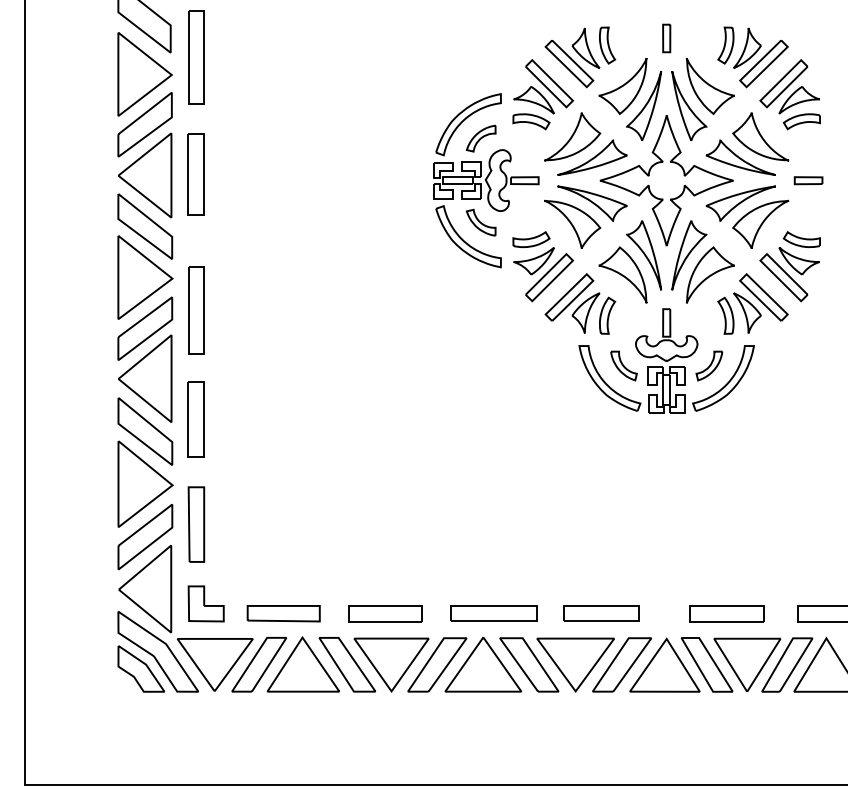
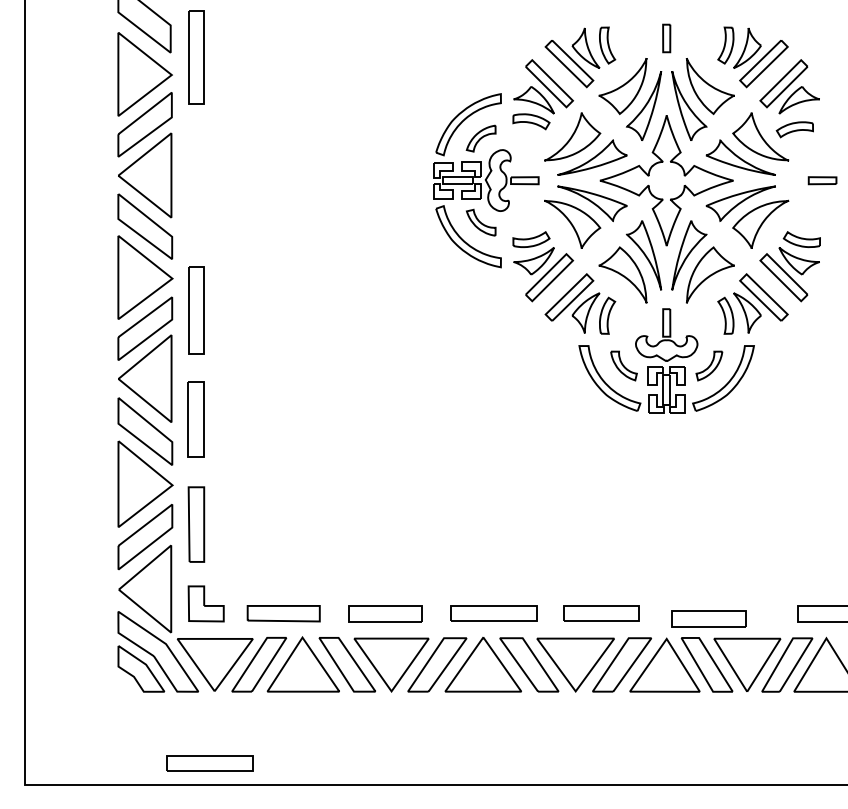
part position: (801, 121) -> (794, 129) (794, 129)
part: present -> none (195, 174)
part position: (808, 180) -> (822, 180) (822, 180)
part position: (726, 613) -> (708, 618) (708, 618)
part: none -> present (209, 763)
